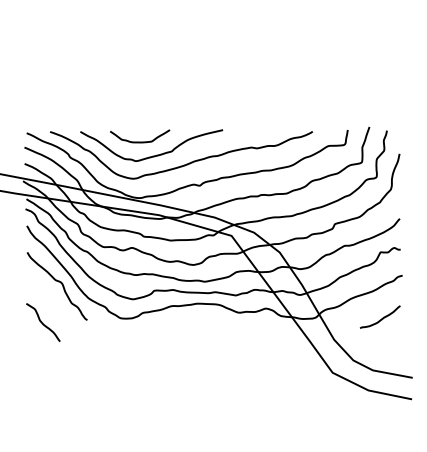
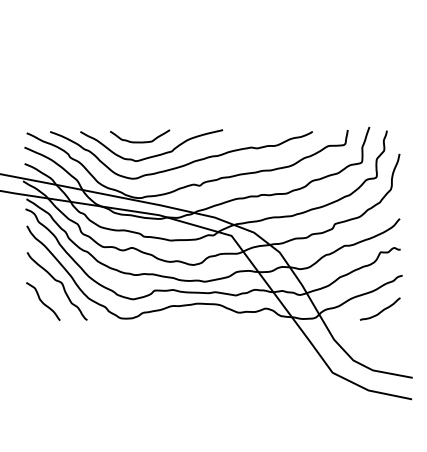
curve position: (381, 318) -> (381, 310) (381, 310)
curve position: (42, 322) -> (42, 301) (42, 301)
